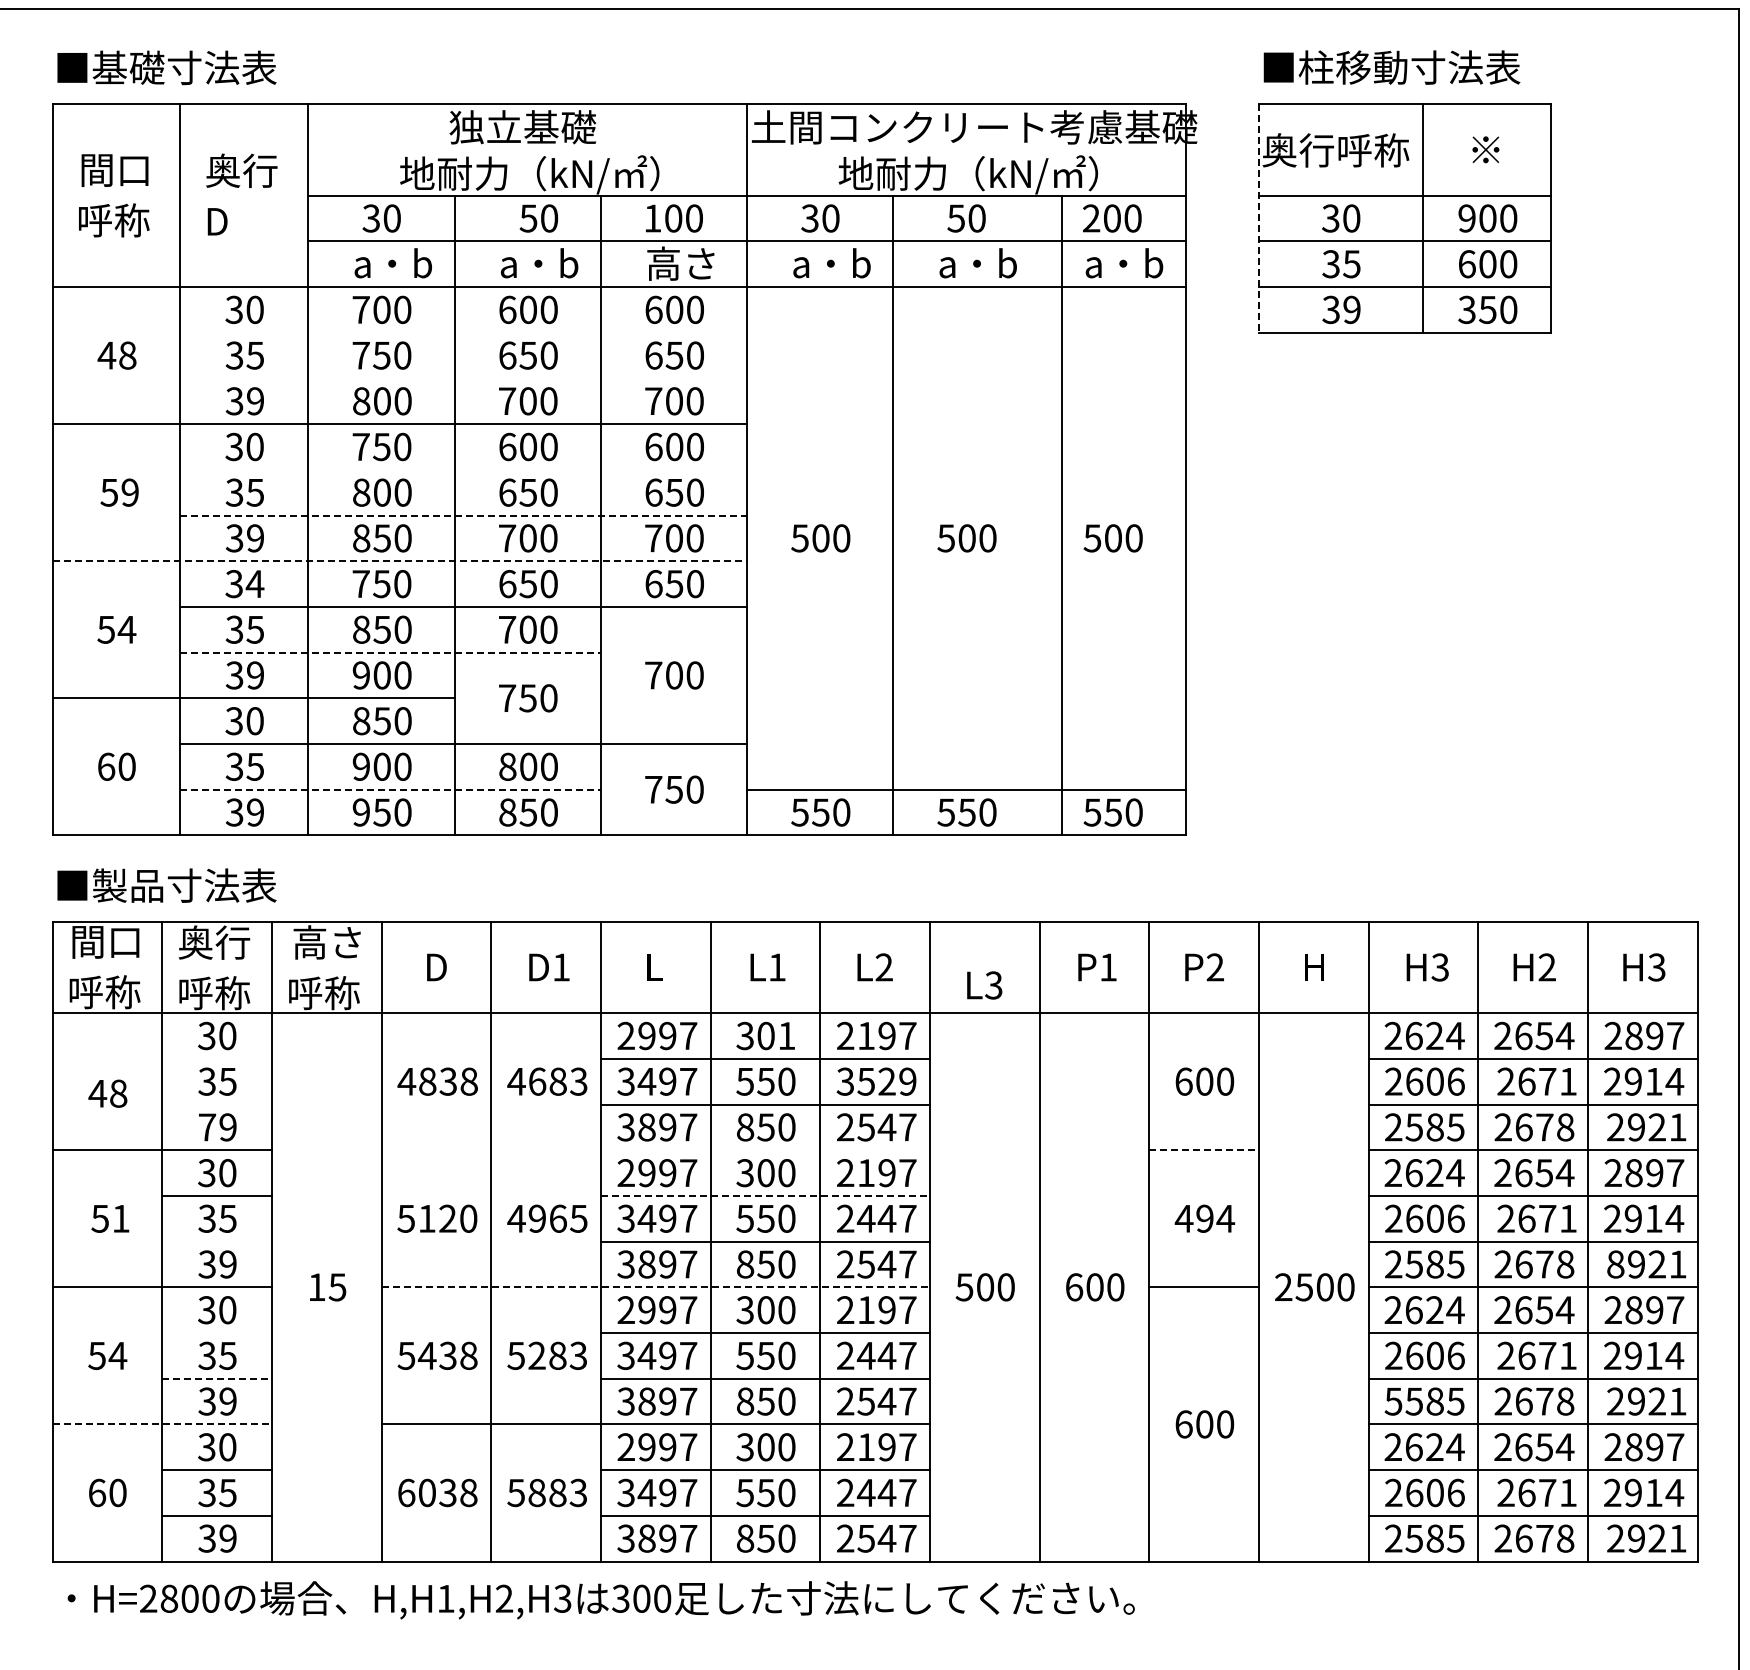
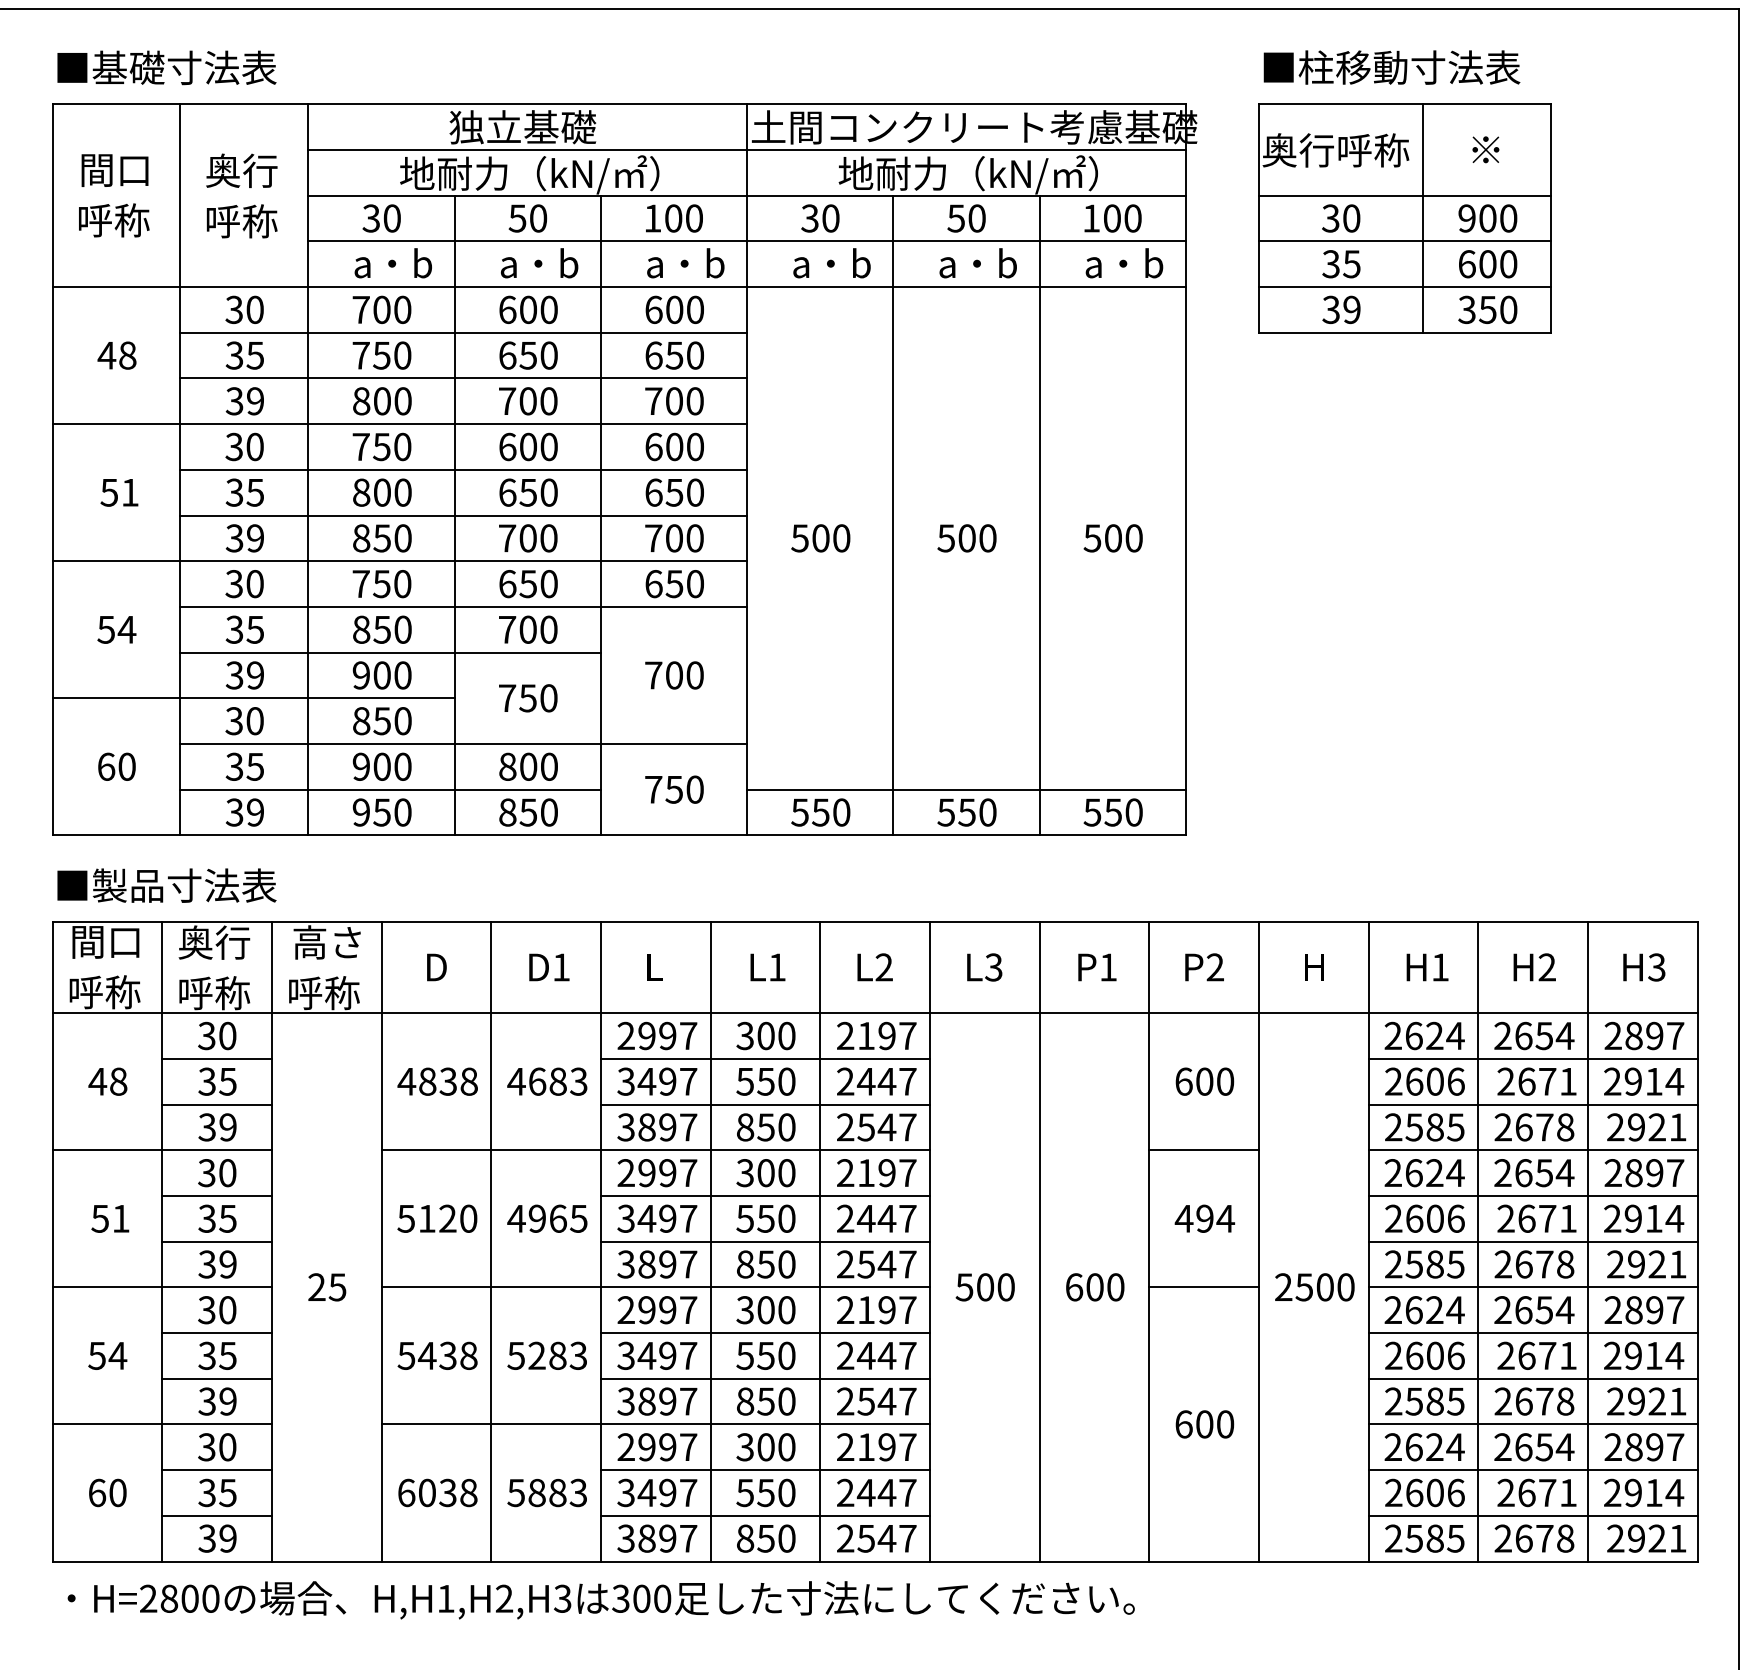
line: none -> present (746, 150)
text position: (538, 218) -> (527, 218) (527, 218)
text: 200 -> 100 (1091, 218)
line: dashed -> solid (1258, 219)
text: D -> 呼称 (241, 221)
text: 高さ -> a・b (685, 263)
line: none -> present (463, 332)
line: none -> present (463, 378)
line: none -> present (463, 469)
text: 59 -> 51 (129, 492)
line: dashed -> solid (464, 515)
line position: (1061, 515) -> (1039, 515) (1039, 515)
line: dashed -> solid (400, 561)
text: 34 -> 30 (254, 584)
line: dashed -> solid (391, 652)
line: dashed -> solid (391, 789)
text: H3 -> H1 (1439, 967)
text position: (984, 985) -> (984, 967) (984, 967)
text: 301 -> 300 (786, 1035)
line: none -> present (216, 1058)
text: 3529 -> 2447 (876, 1081)
text position: (107, 1093) -> (107, 1081) (107, 1081)
line: none -> present (216, 1104)
text: 79 -> 39 (207, 1127)
line: none -> present (655, 1150)
line: dashed -> solid (1204, 1150)
line: dashed -> solid (765, 1195)
line: none -> present (216, 1241)
text: 8921 -> 2921 (1615, 1264)
text: 15 -> 25 (316, 1286)
line: dashed -> solid (656, 1287)
line: none -> present (216, 1333)
line: dashed -> solid (217, 1378)
text: 5585 -> 2585 (1393, 1401)
line: dashed -> solid (162, 1424)
